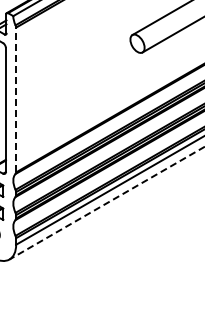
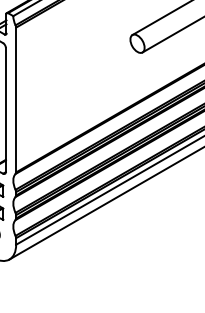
line: dashed -> solid (16, 99)
line: dashed -> solid (107, 203)
